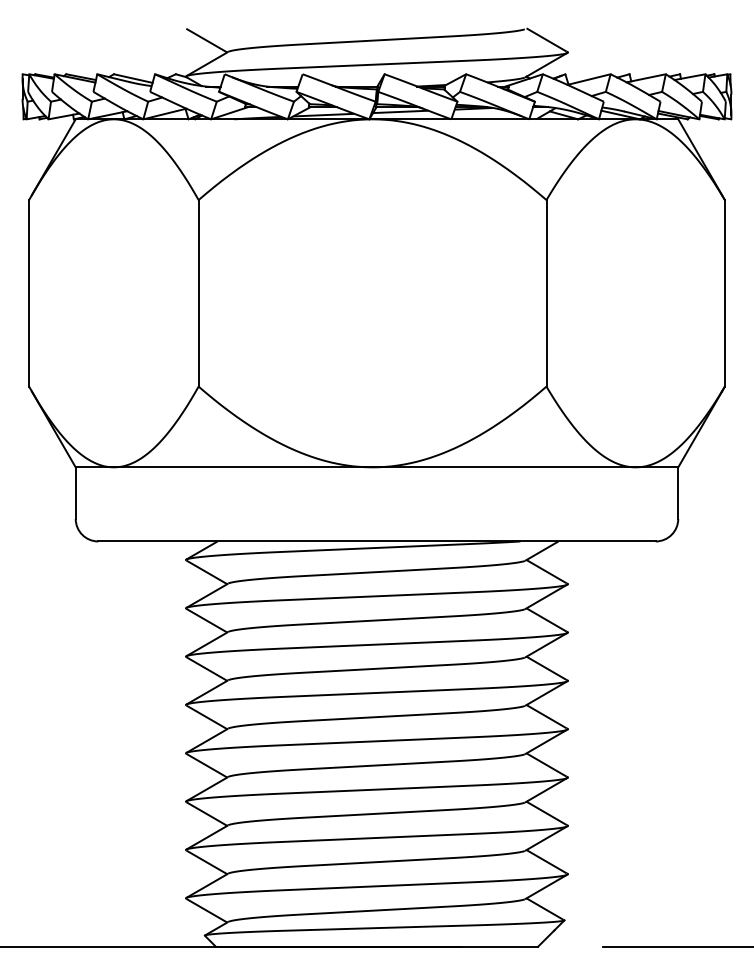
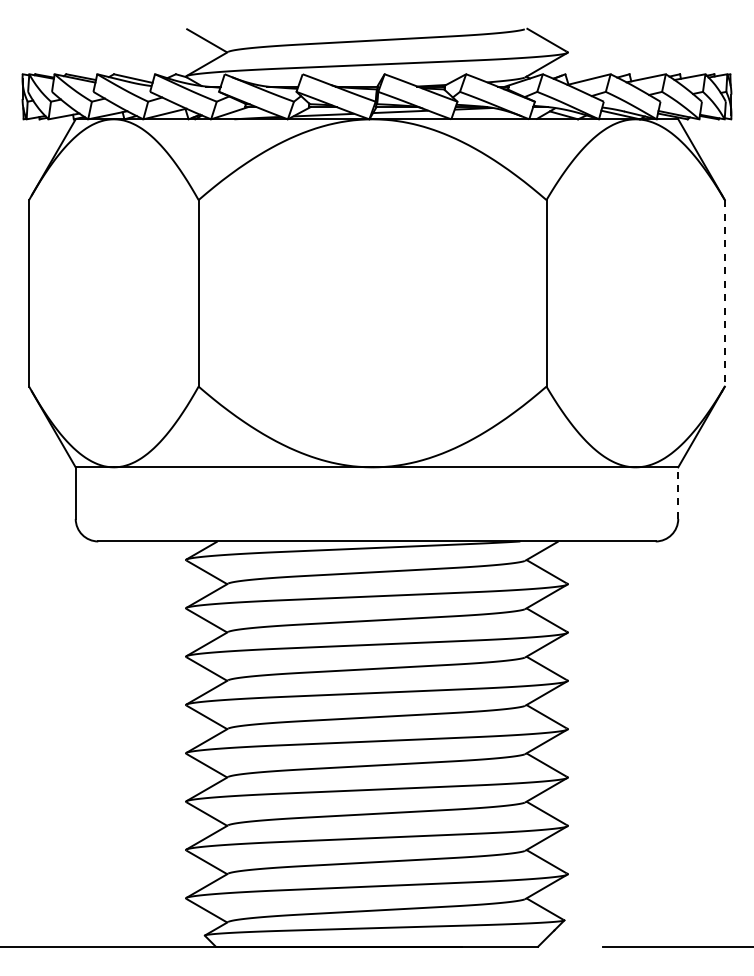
line: solid -> dashed (724, 293)
line: solid -> dashed (678, 493)
